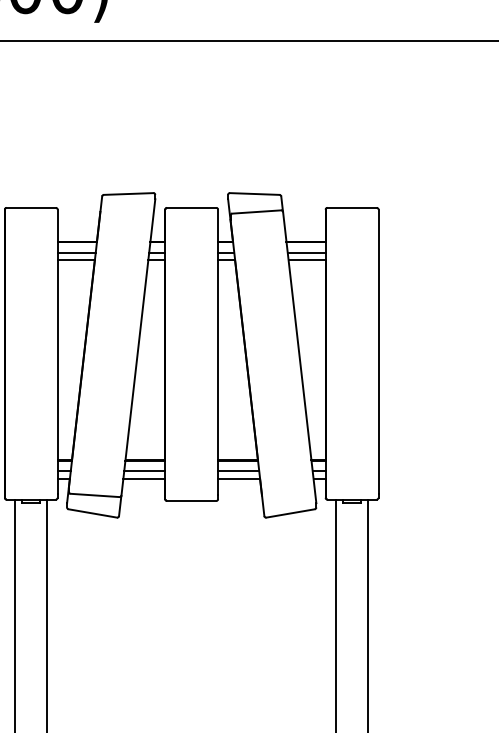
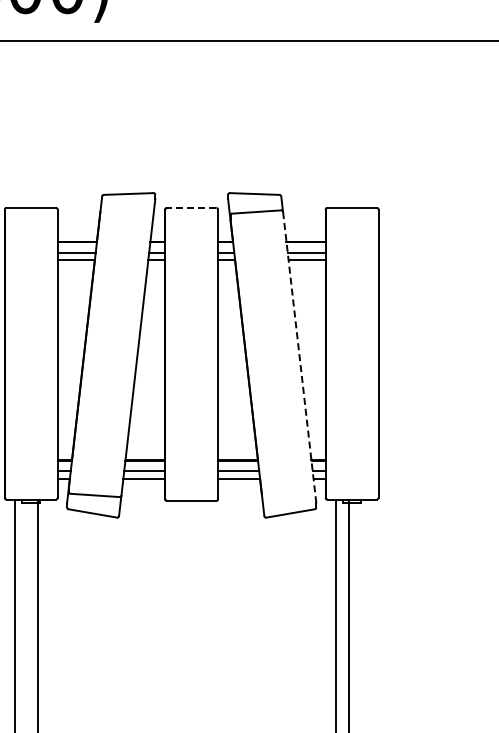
line: solid -> dashed (191, 207)
line: solid -> dashed (299, 357)
line position: (47, 614) -> (38, 614) (38, 614)
line position: (368, 614) -> (349, 614) (349, 614)
